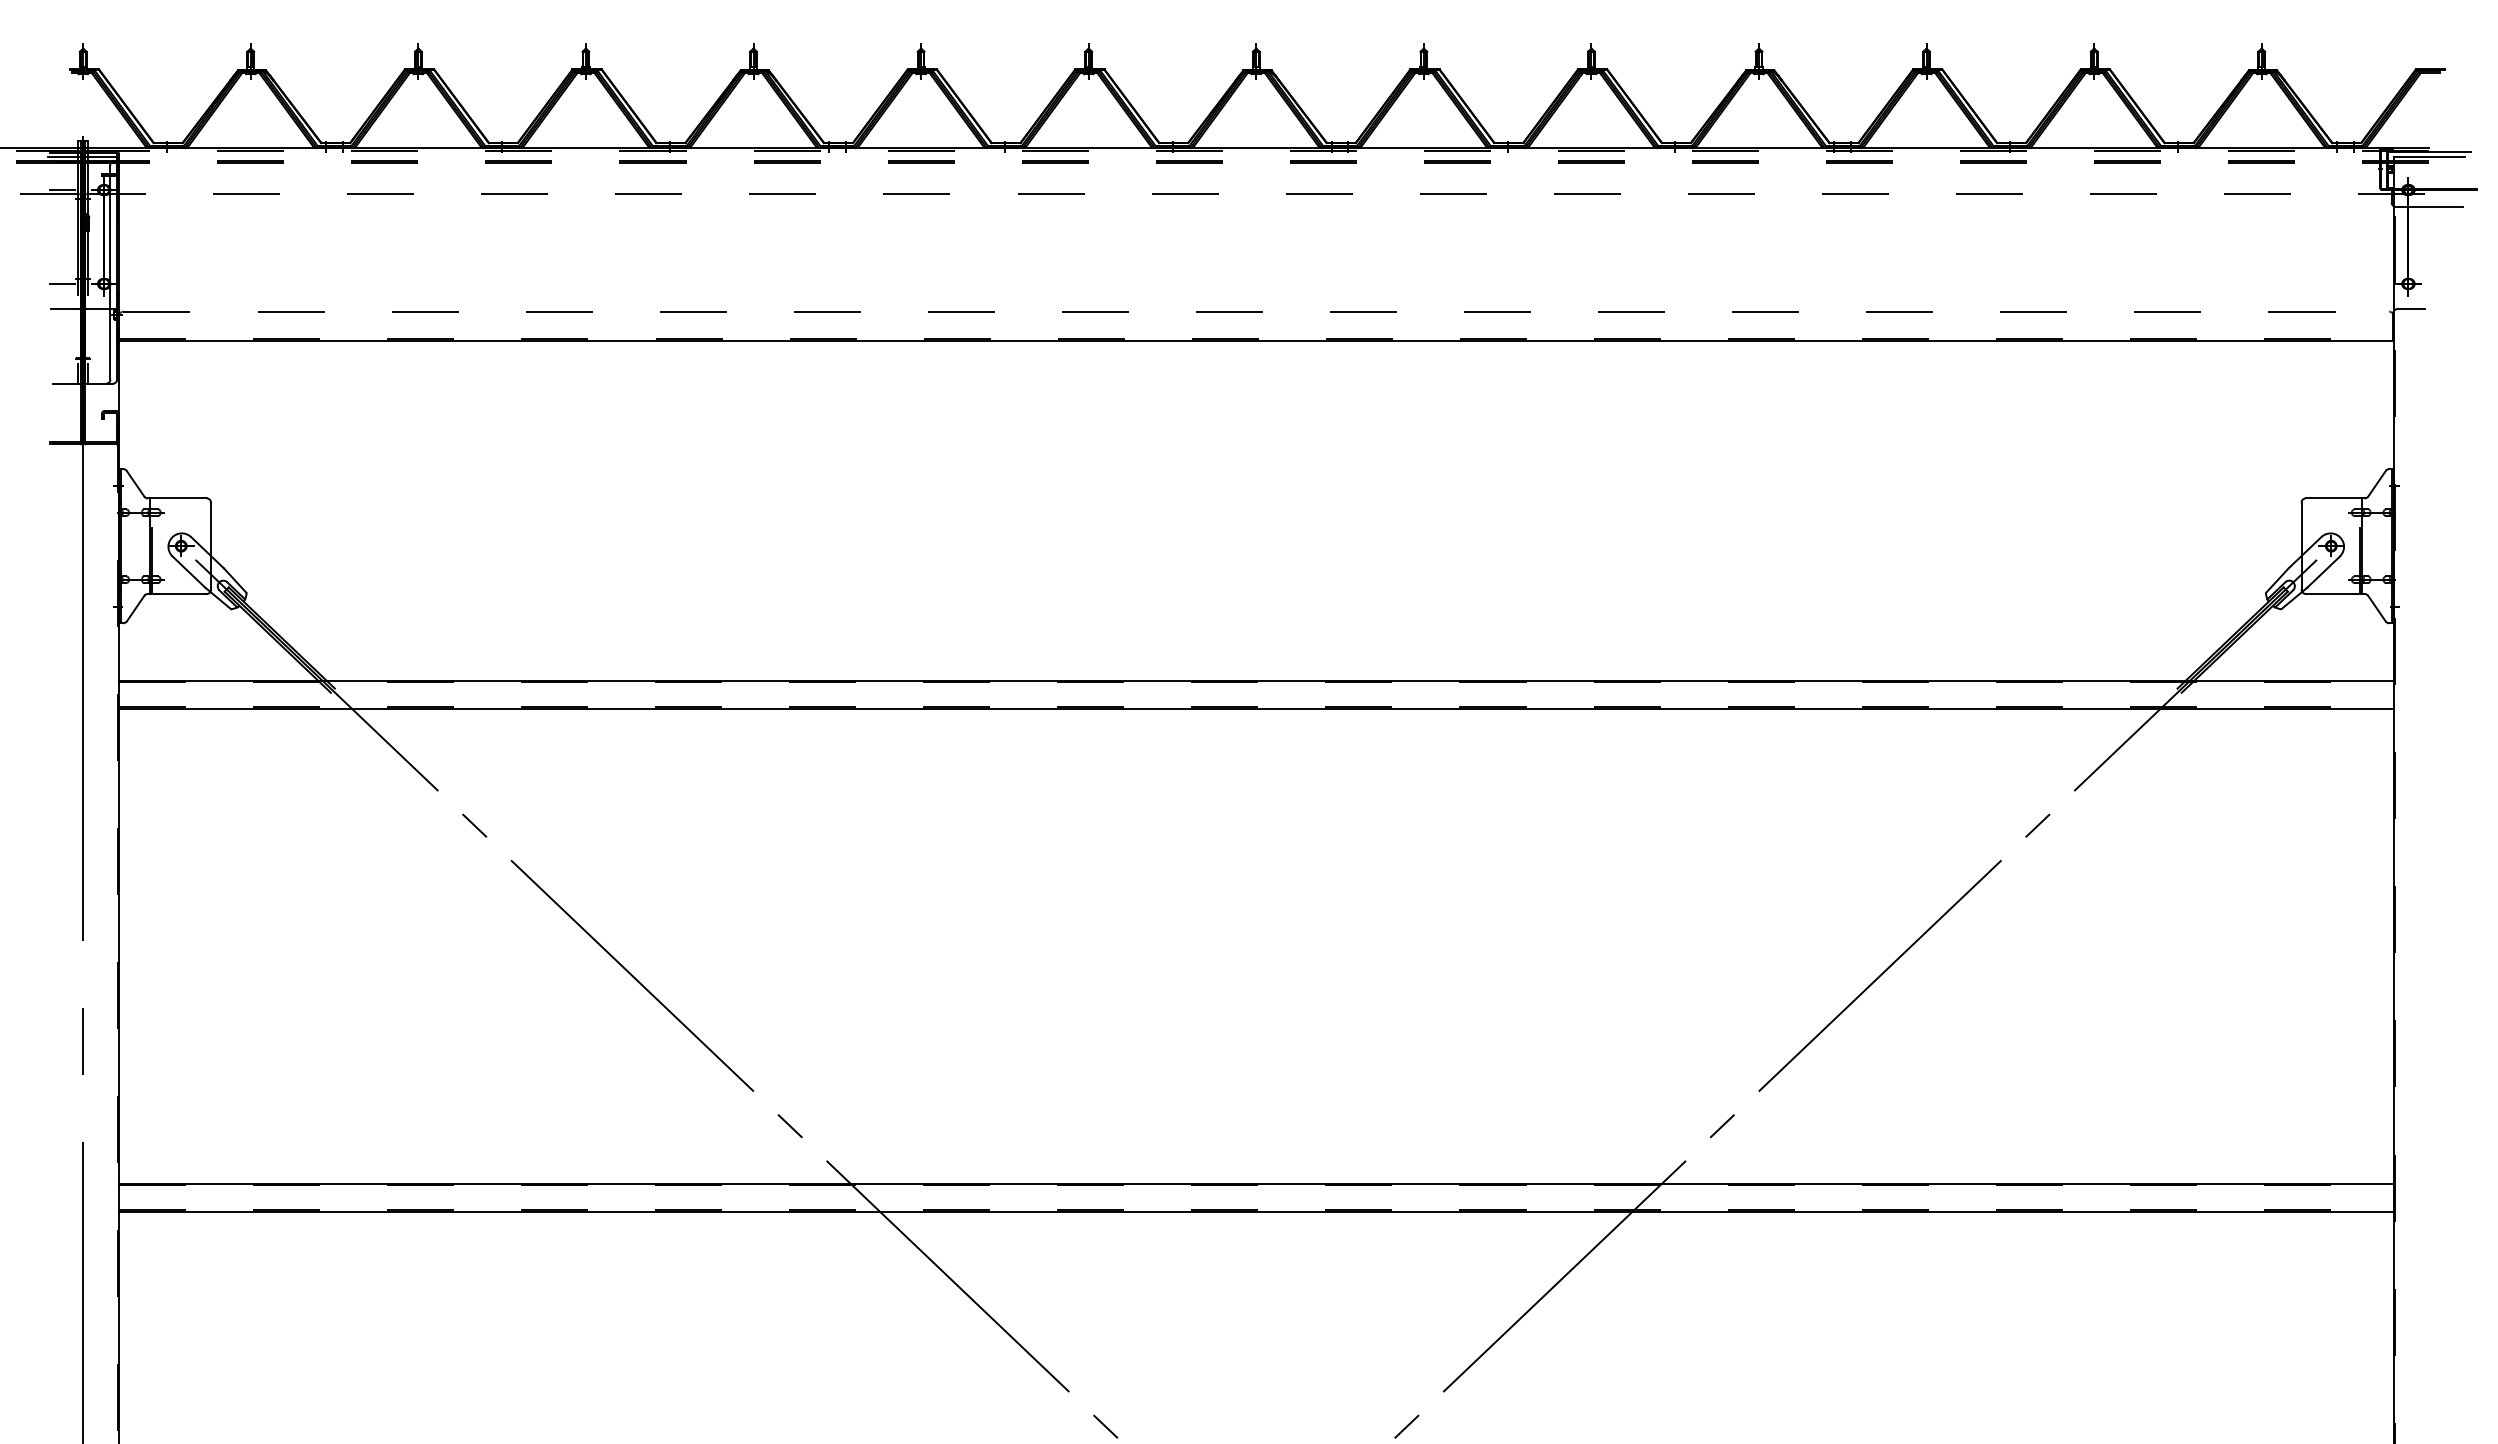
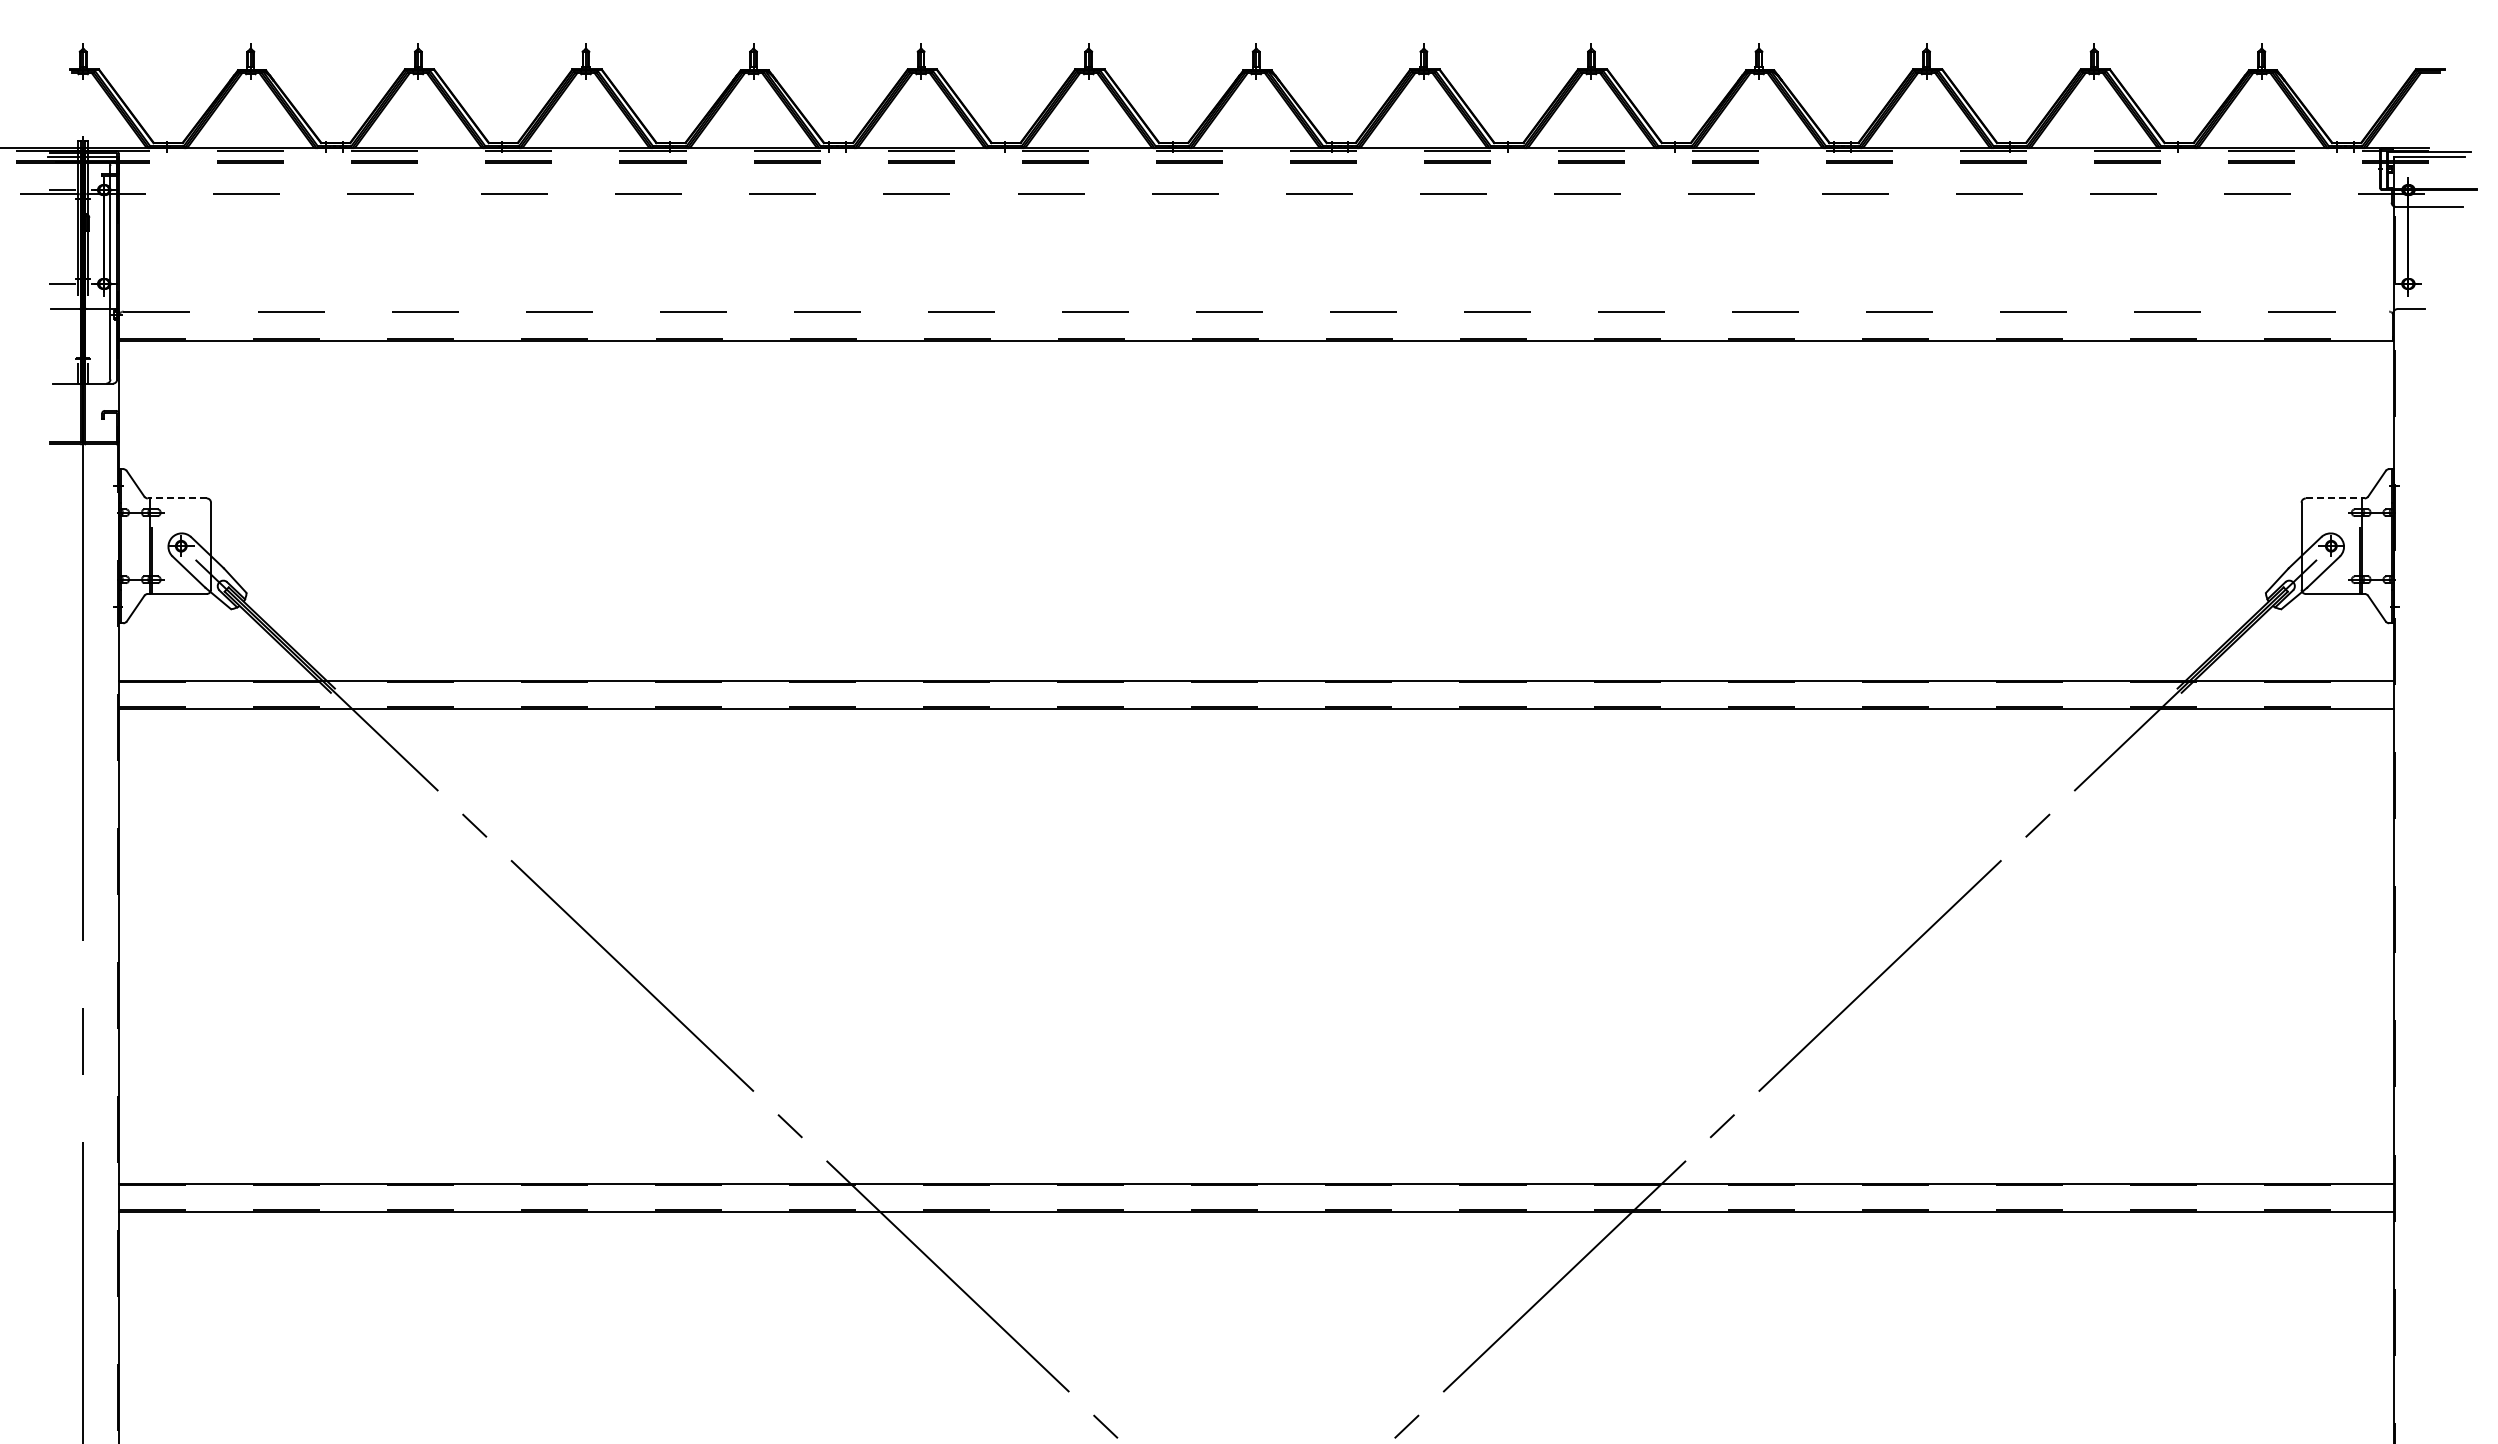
line: solid -> dashed (176, 498)
line: solid -> dashed (2335, 498)
